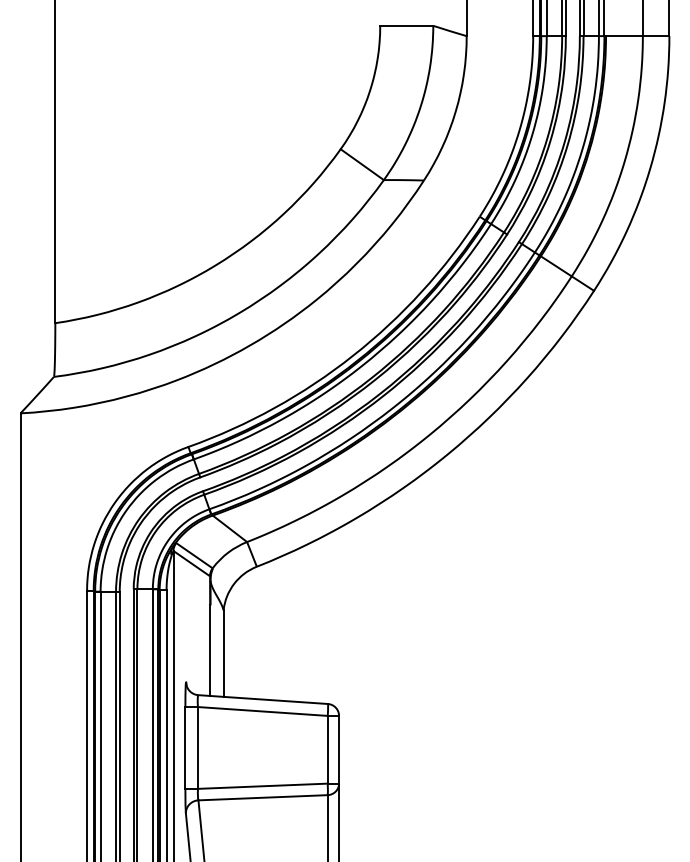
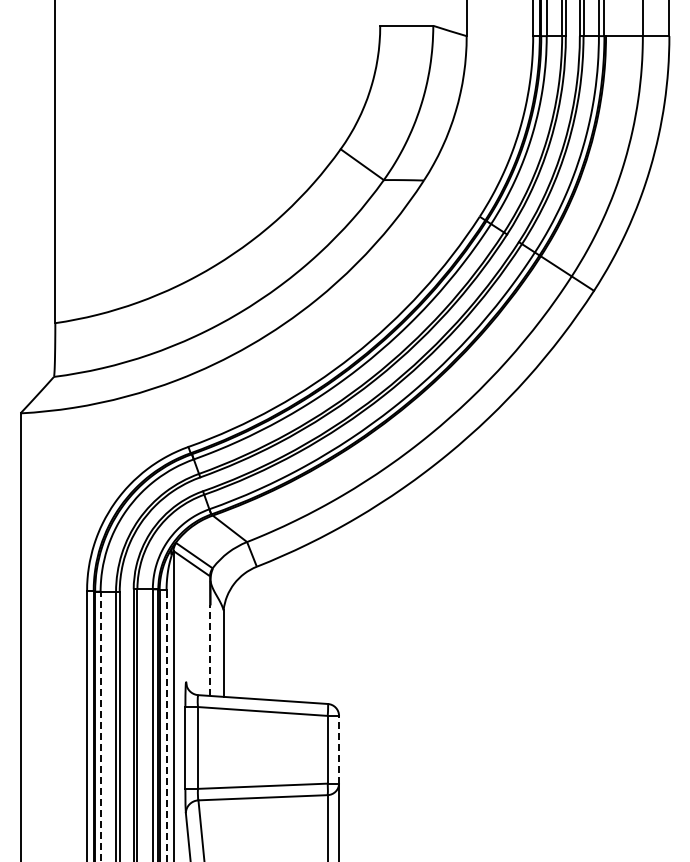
line: solid -> dashed (210, 650)
line: solid -> dashed (166, 725)
line: solid -> dashed (100, 726)
line: solid -> dashed (339, 749)
